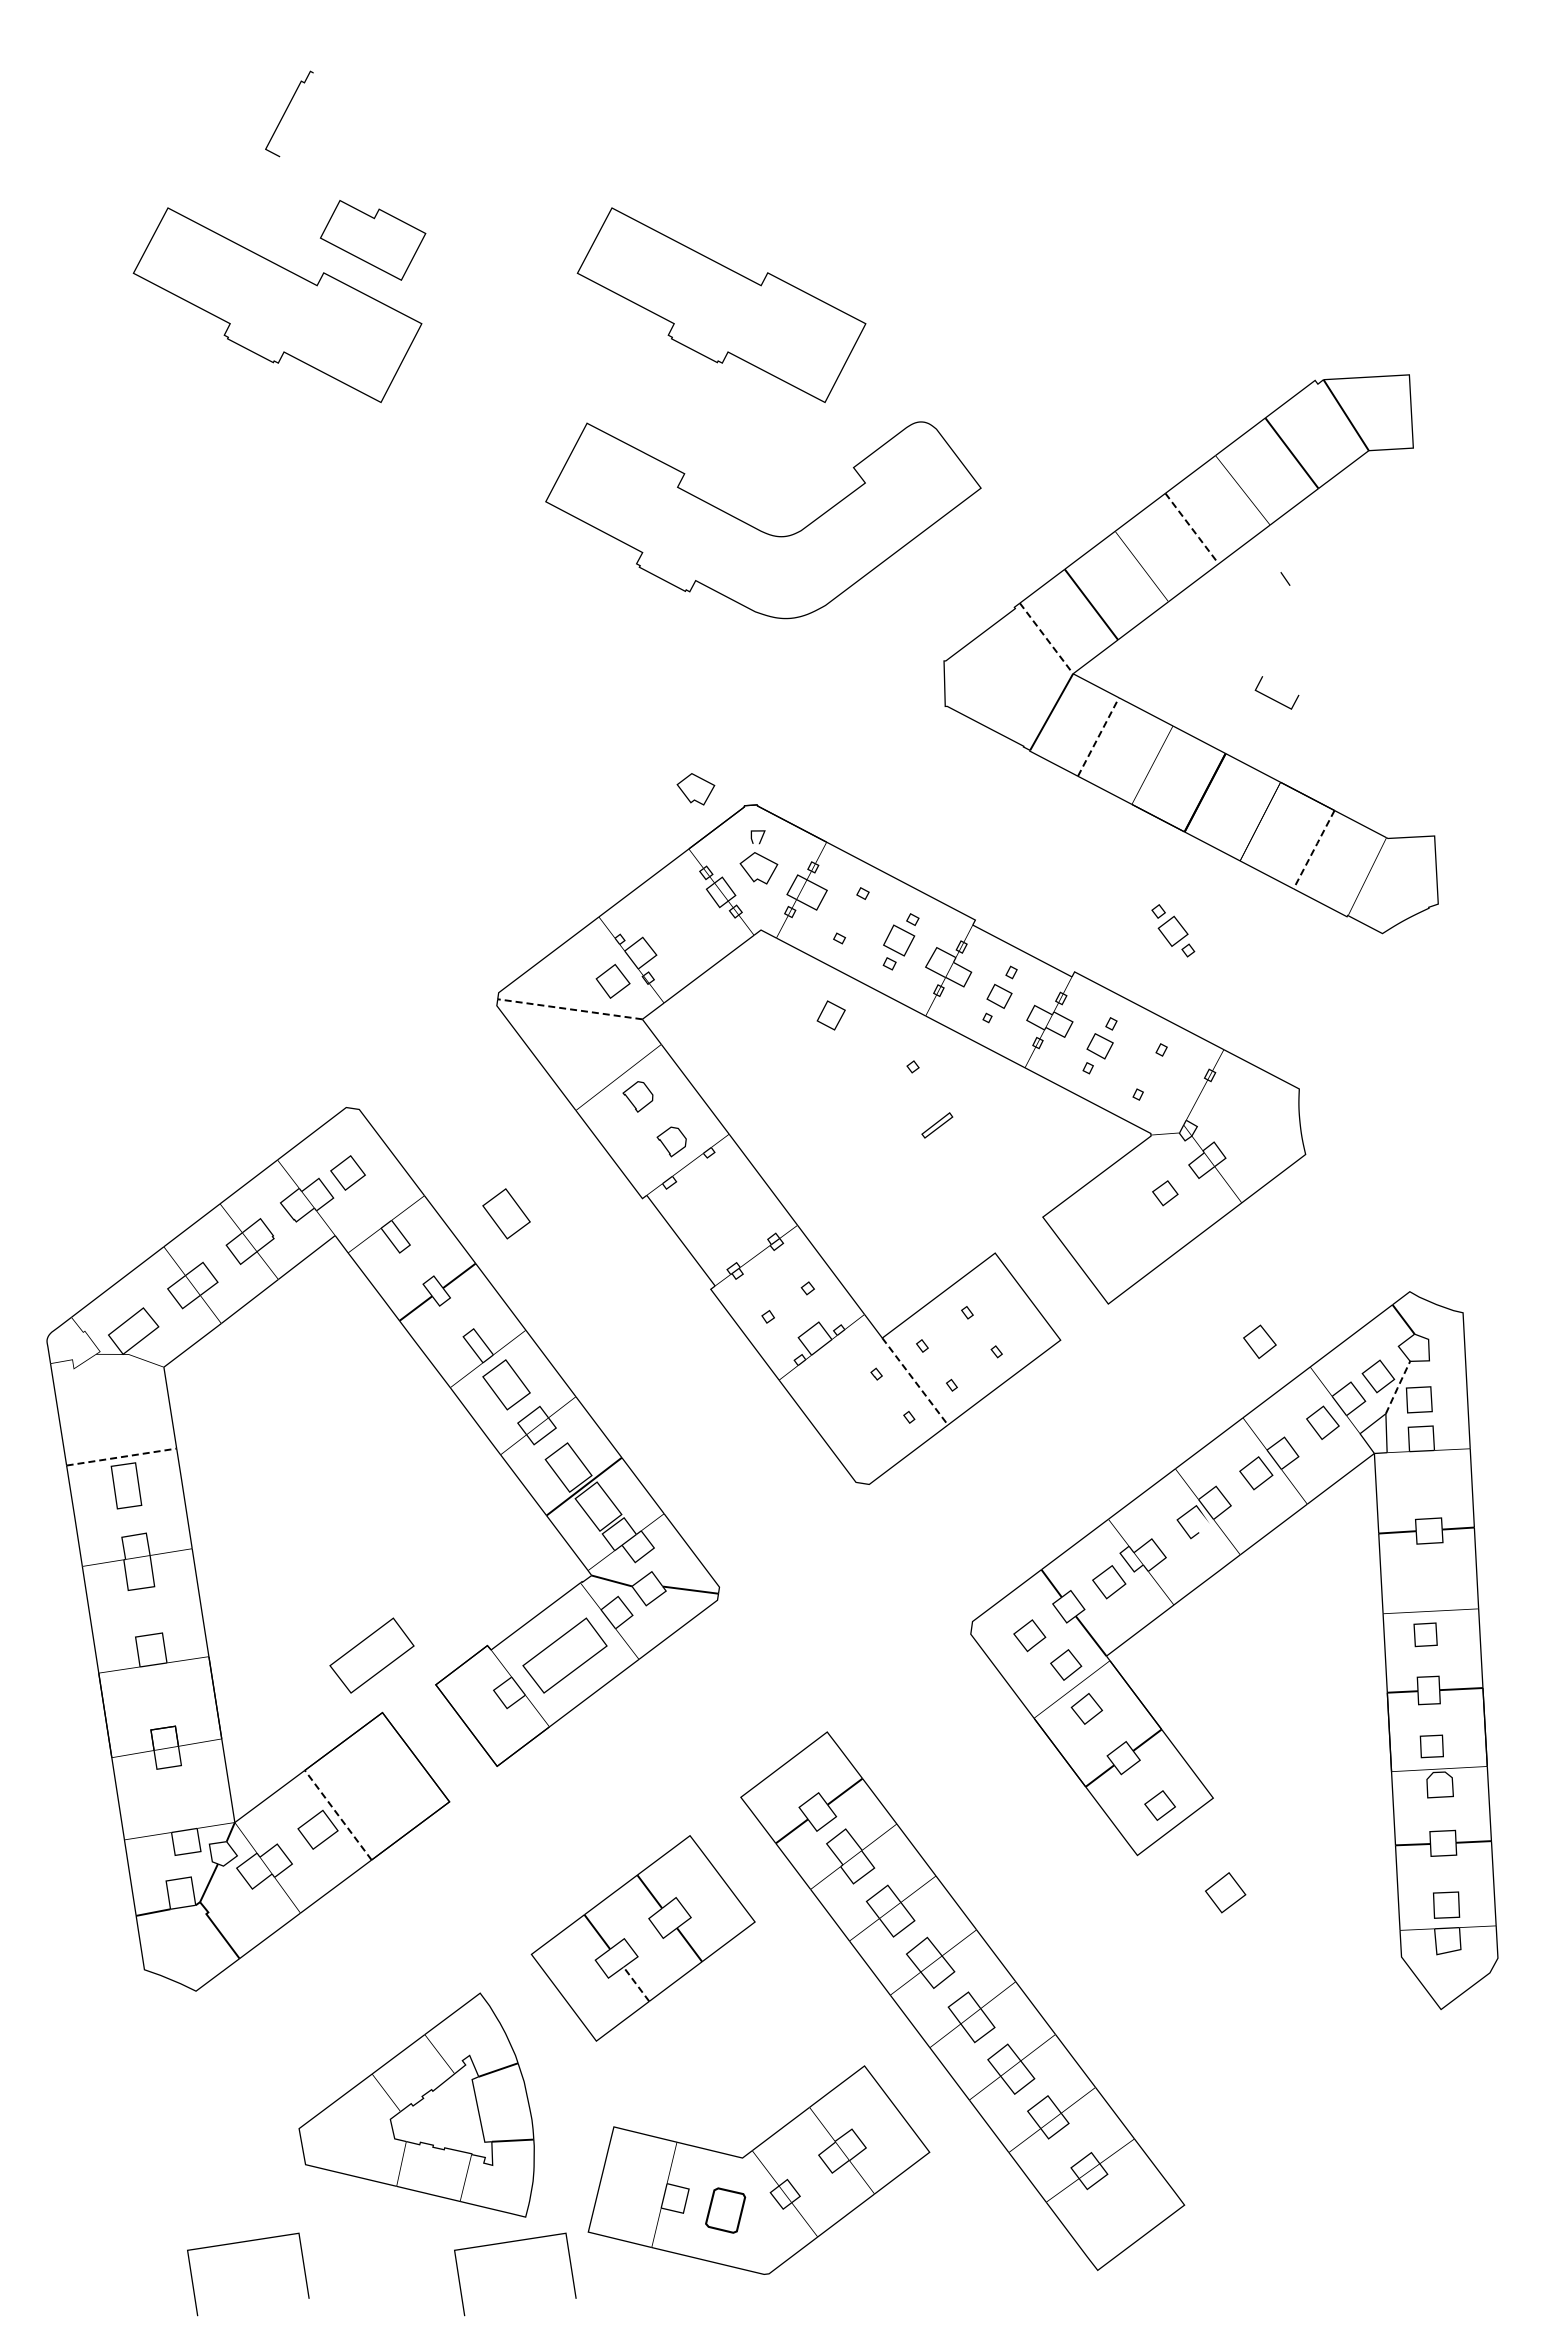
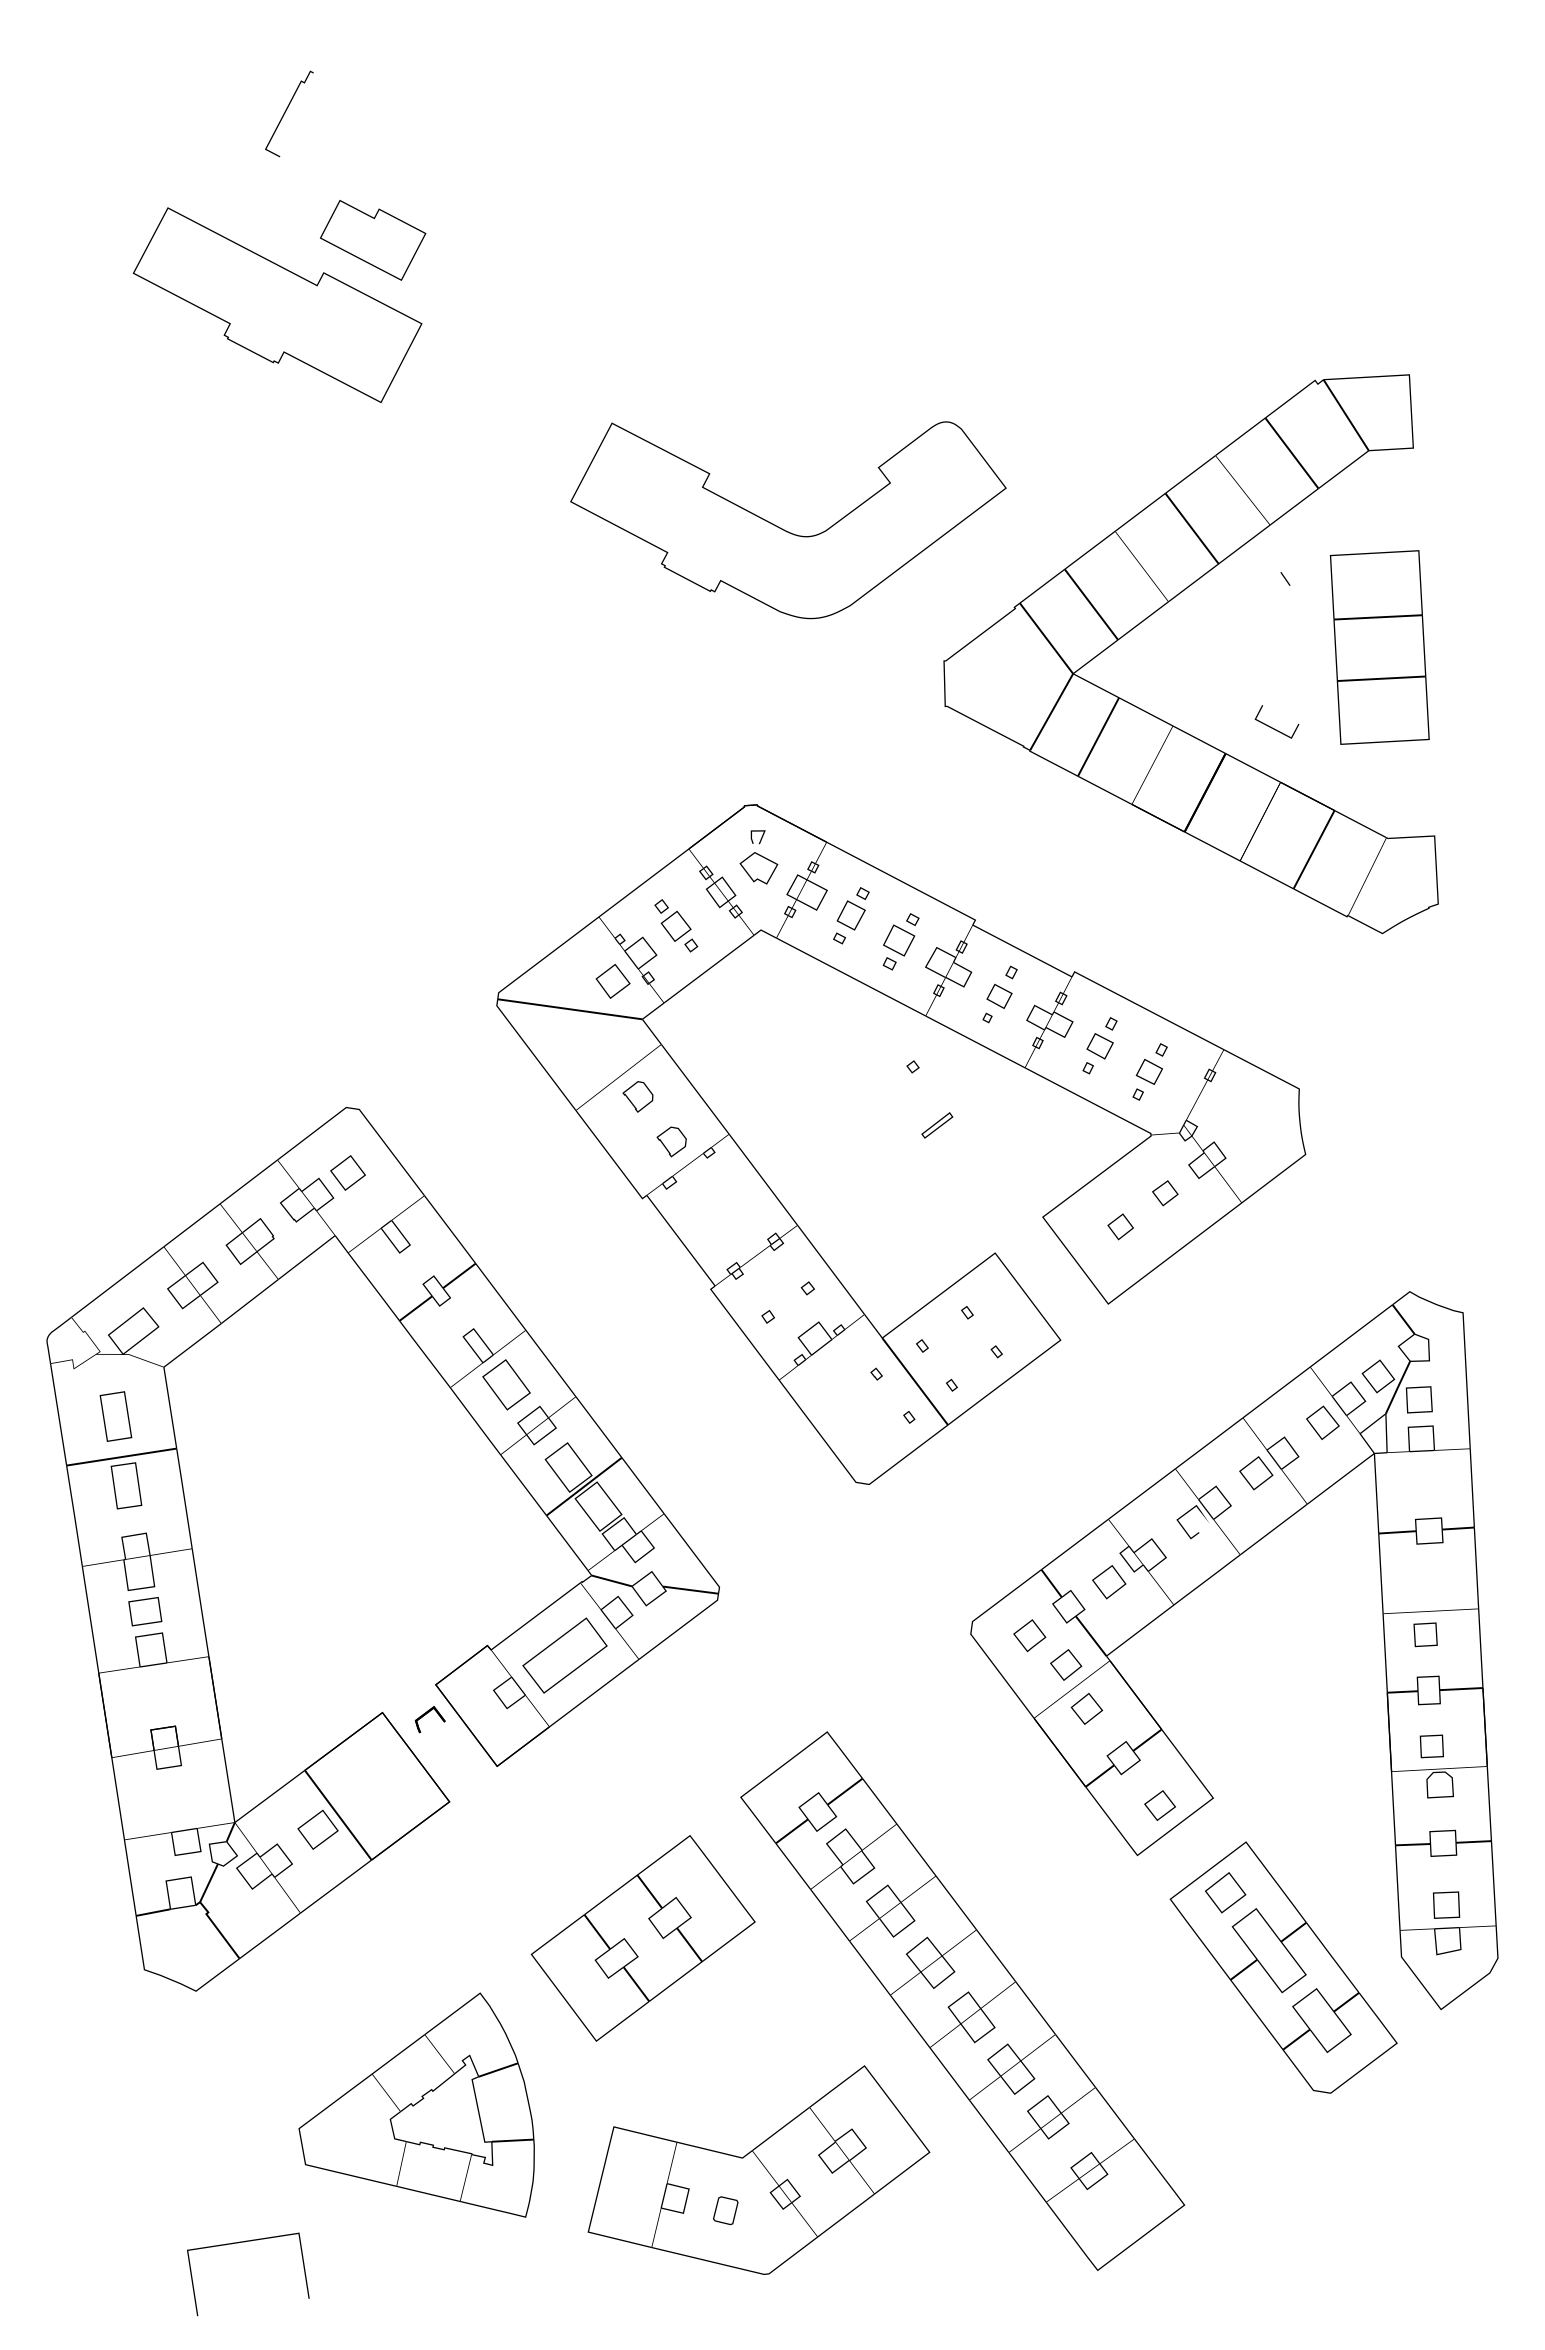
part: present -> none (721, 304)
part position: (759, 529) -> (784, 529) (784, 529)
line: dashed -> solid (1192, 529)
line: dashed -> solid (1046, 638)
part: none -> present (1379, 647)
part position: (1272, 698) -> (1272, 727) (1272, 727)
line: dashed -> solid (1098, 736)
part: present -> none (695, 789)
line: dashed -> solid (1314, 849)
part position: (1173, 930) -> (676, 925) (676, 925)
line: dashed -> solid (569, 1009)
part position: (830, 1015) -> (850, 915) (850, 915)
part: none -> present (1148, 1071)
part: present -> none (506, 1213)
part: none -> present (1120, 1226)
part: present -> none (1259, 1341)
line: dashed -> solid (915, 1381)
line: dashed -> solid (1397, 1388)
part: none -> present (115, 1416)
line: dashed -> solid (121, 1457)
part: none -> present (145, 1611)
part: present -> none (371, 1655)
part: none -> present (429, 1719)
line: dashed -> solid (338, 1815)
part: none -> present (1283, 1967)
line: dashed -> solid (636, 1983)
part size: 42x47 px -> 26x30 px (725, 2210)
curve: present -> none (512, 2242)
